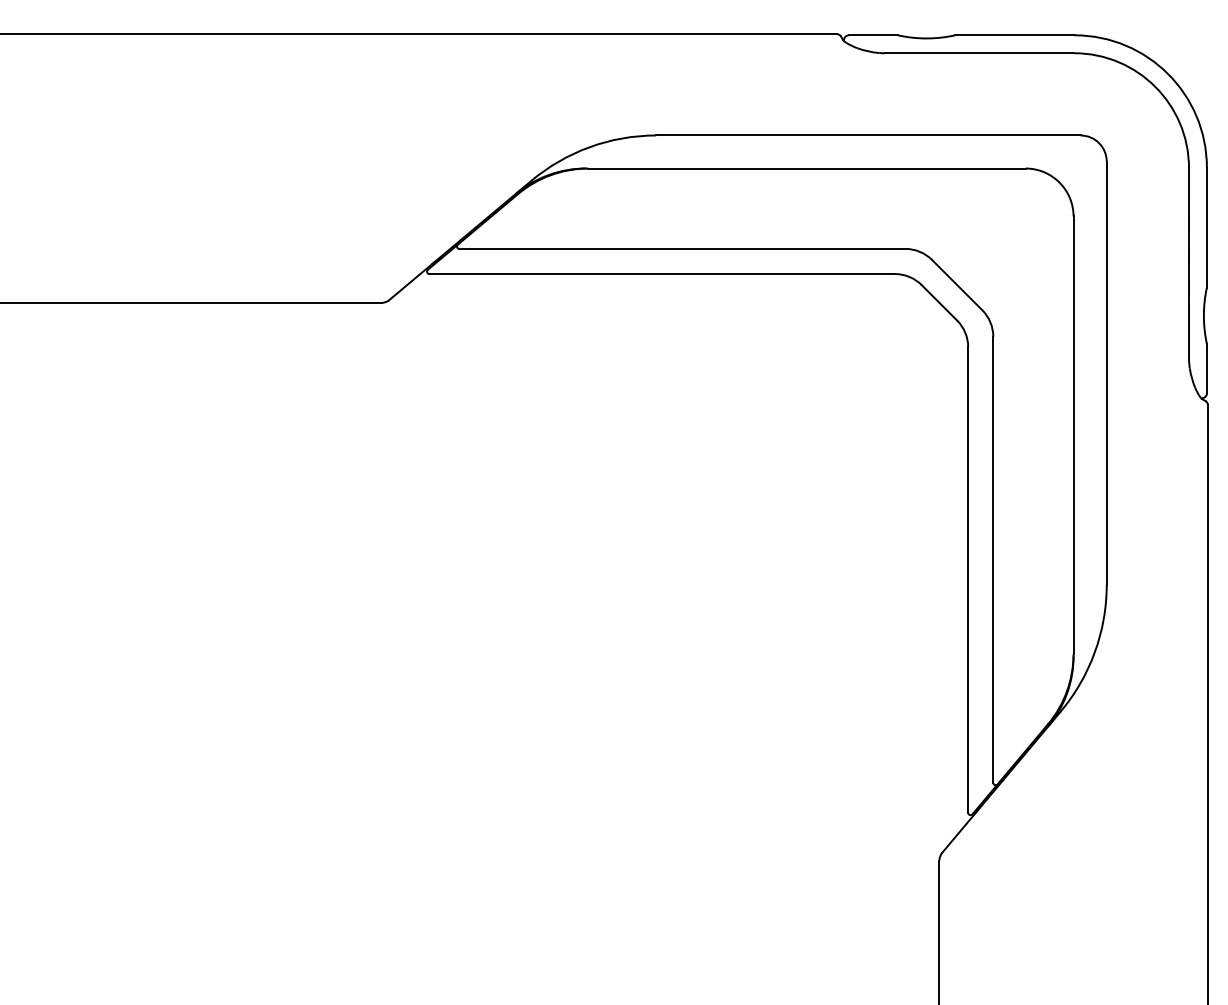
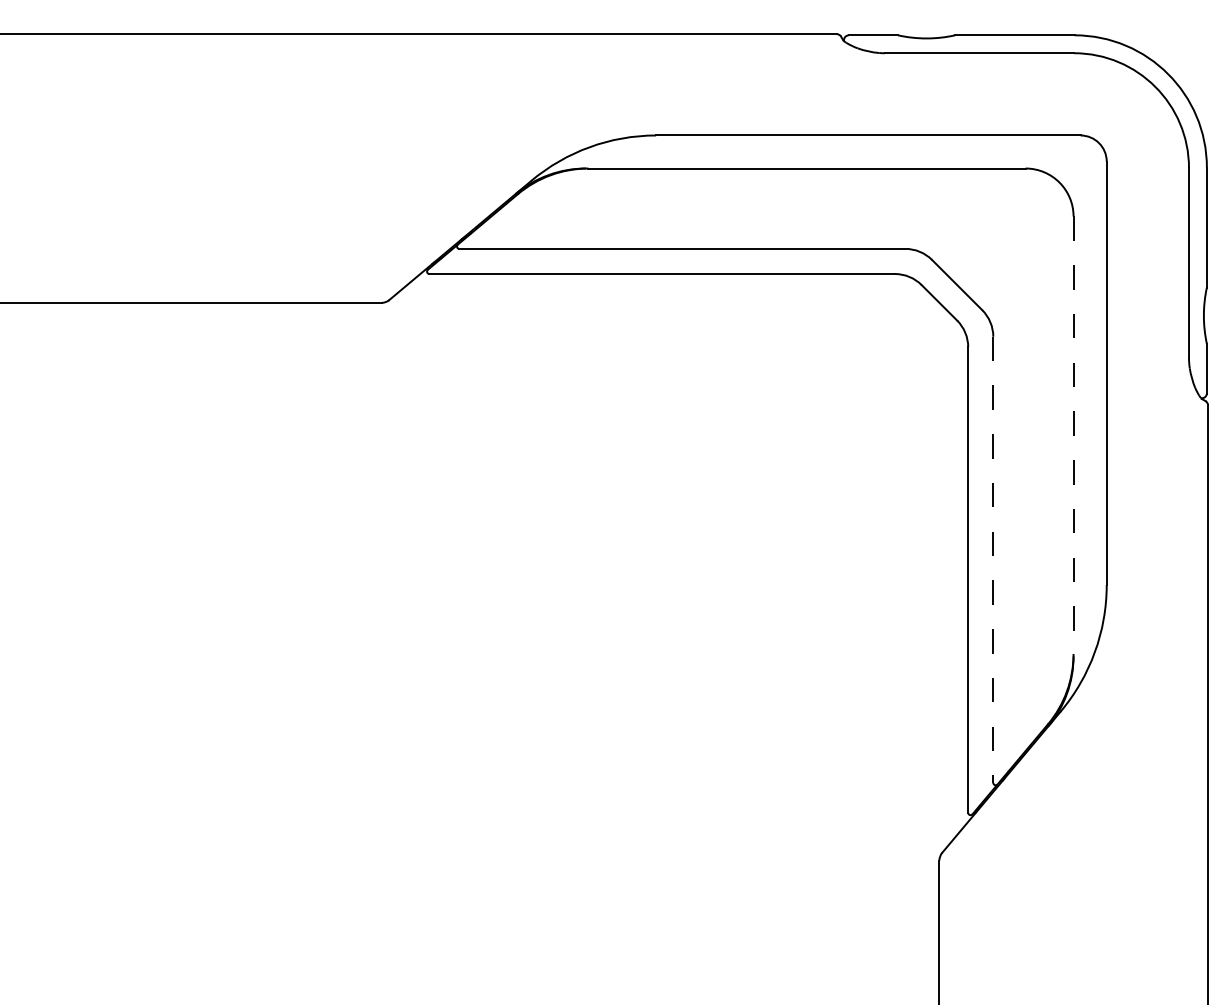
line: solid -> dashed (1073, 435)
line: solid -> dashed (993, 560)
